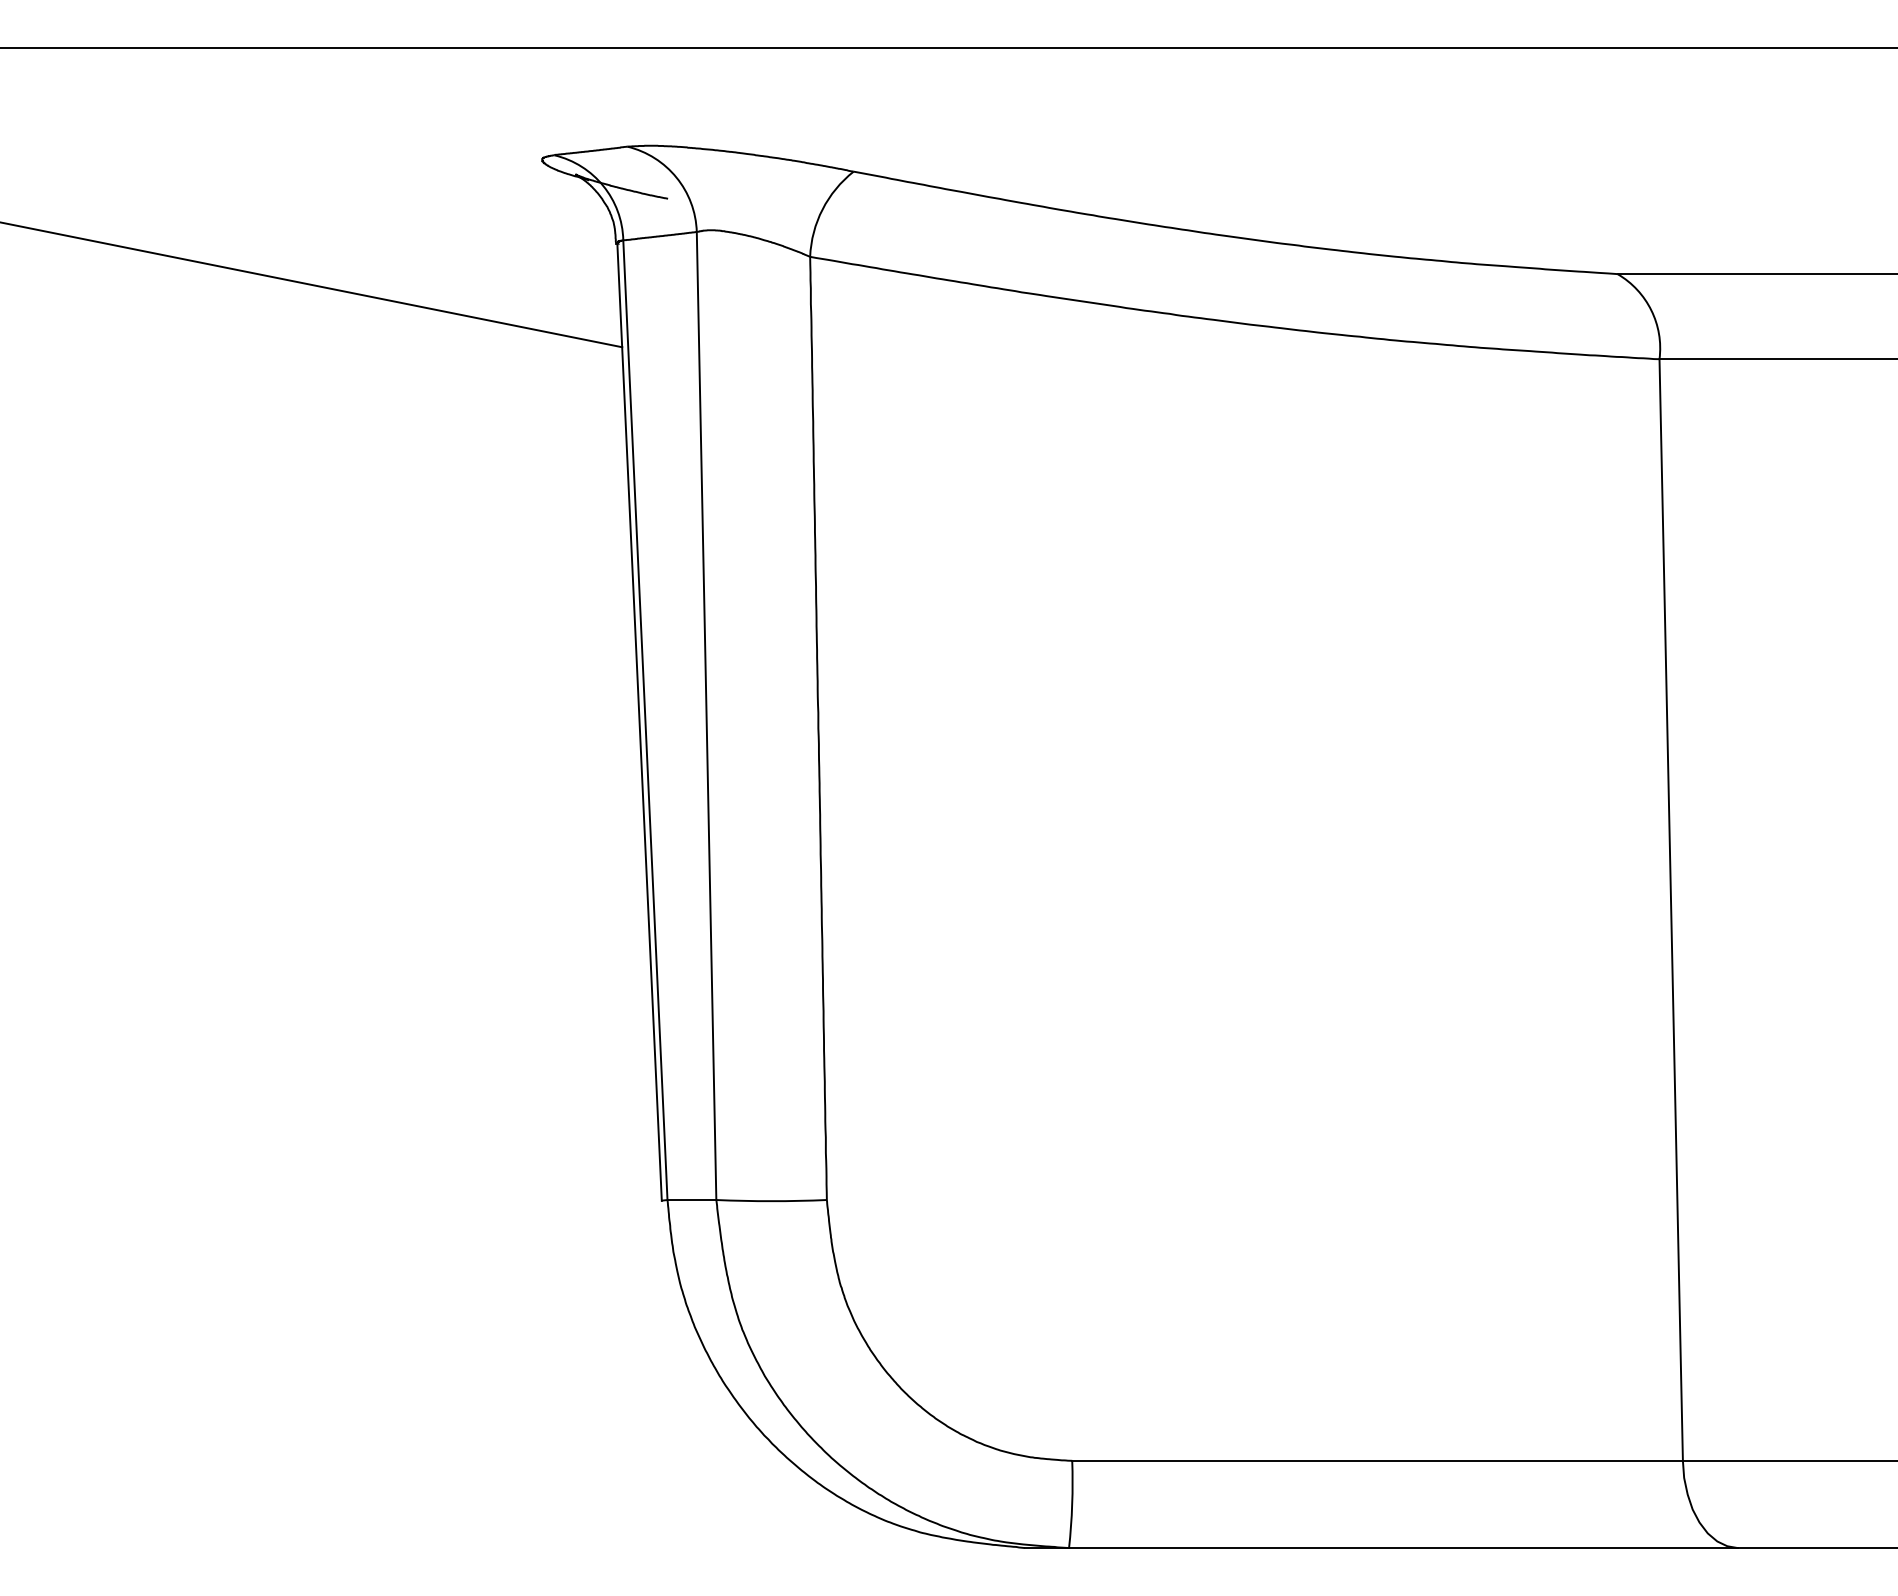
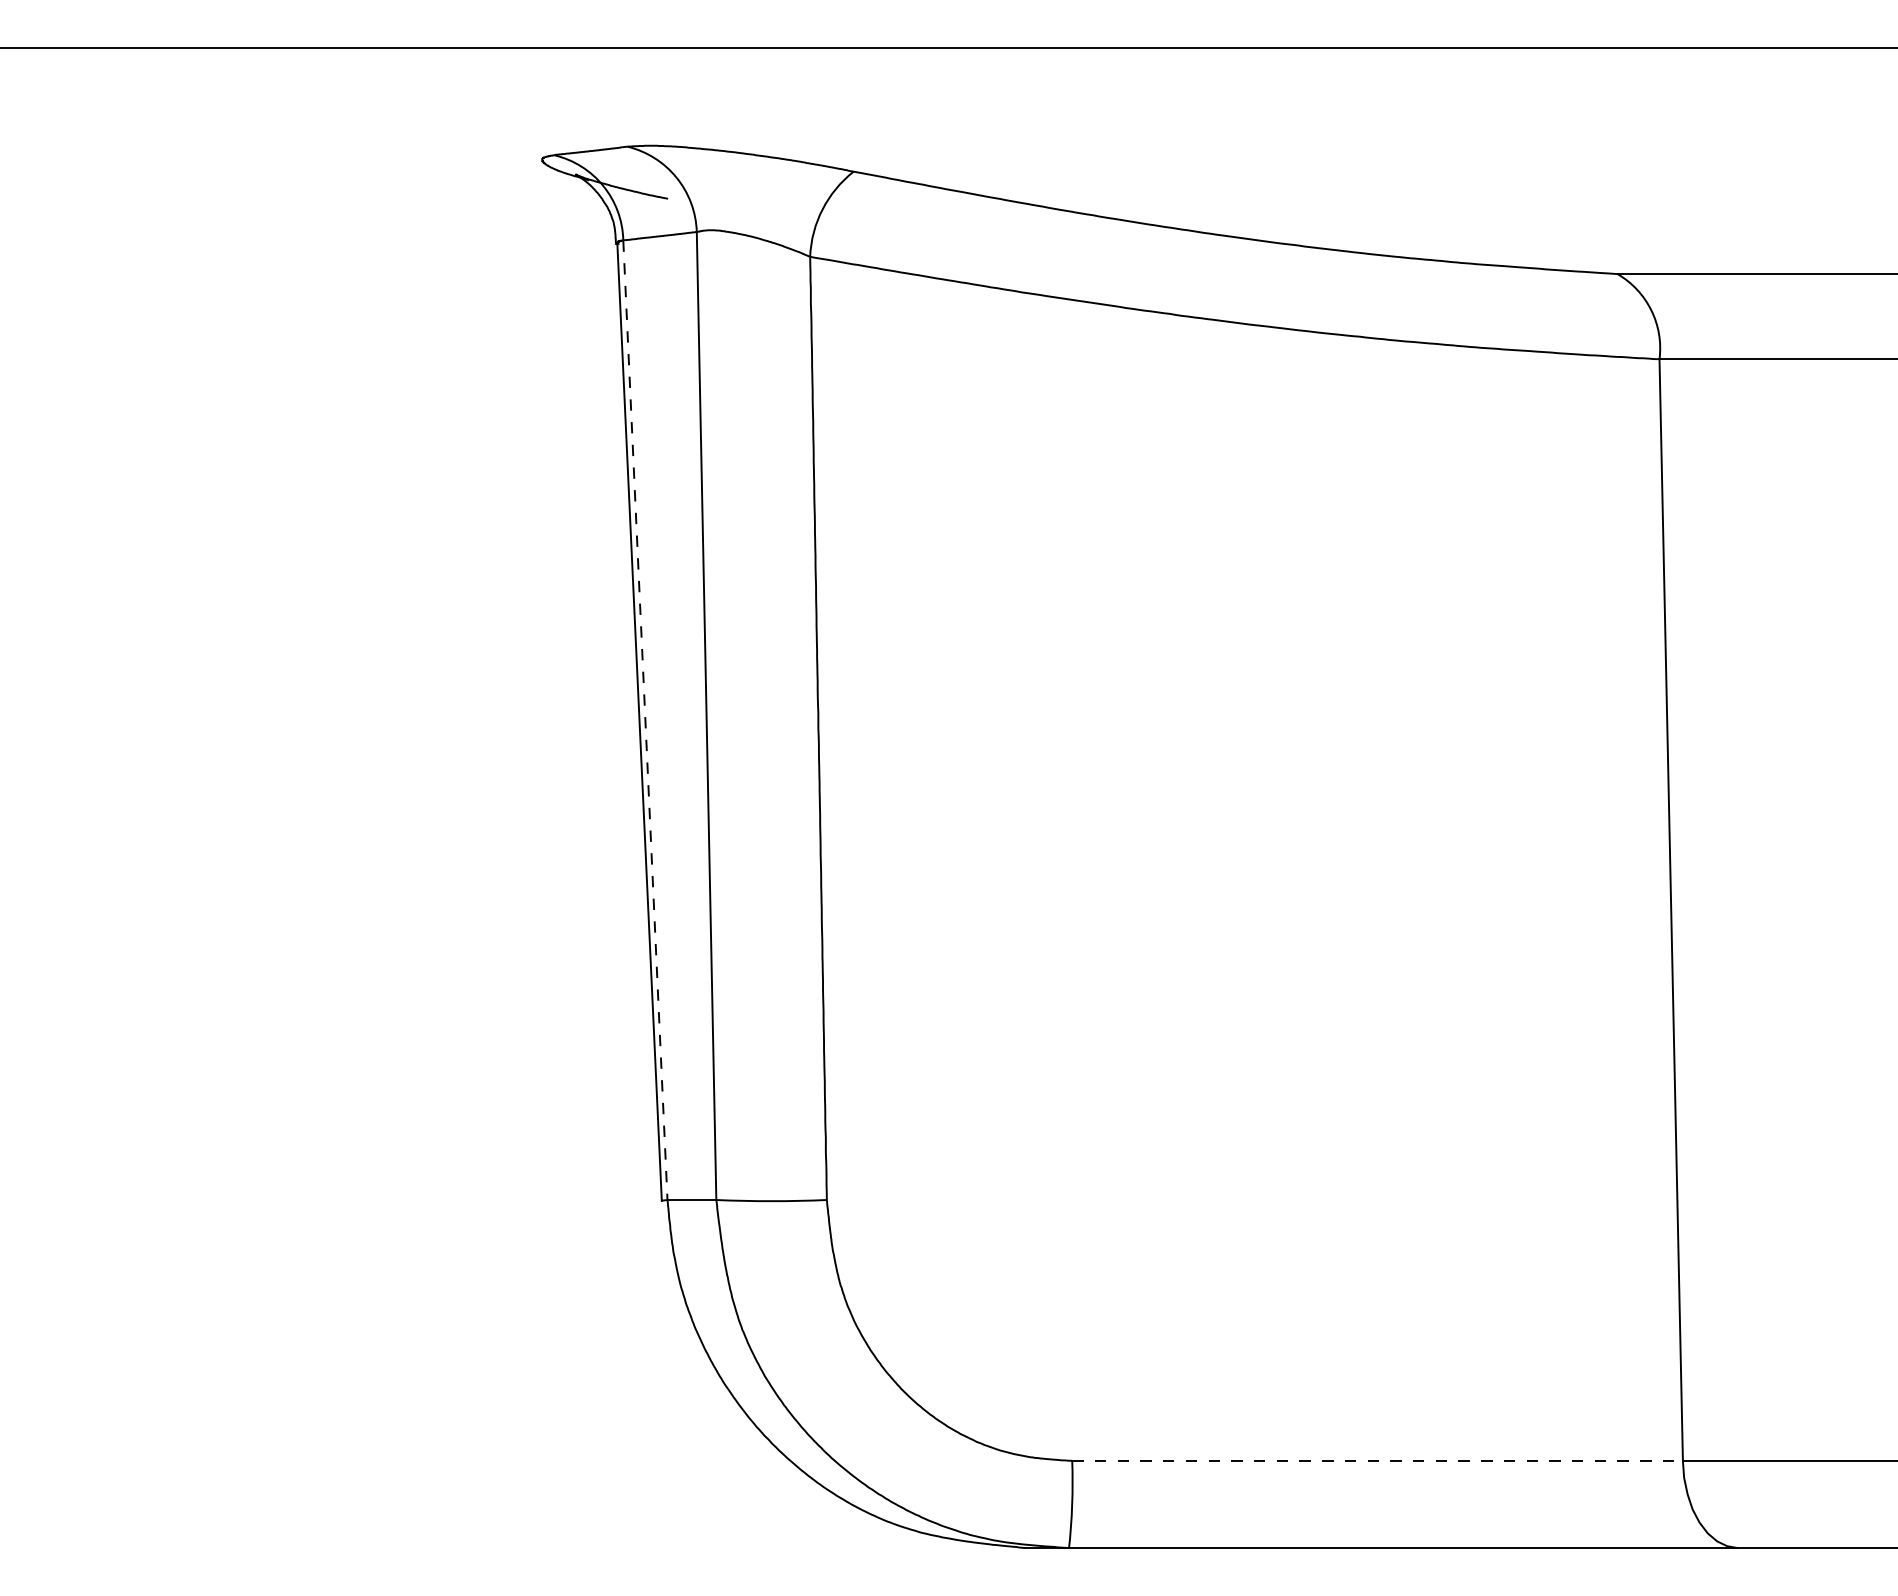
line: present -> none (312, 284)
line: solid -> dashed (645, 720)
line: solid -> dashed (1378, 1460)
